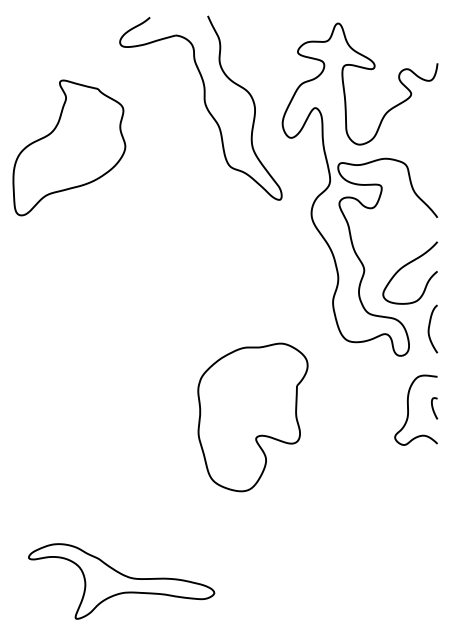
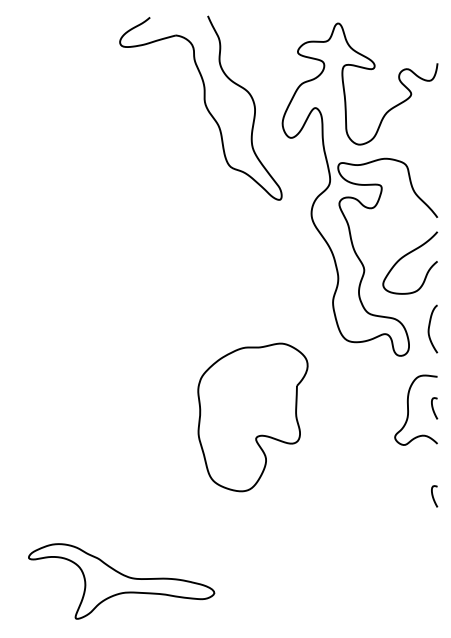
part: present -> none (69, 147)
curve position: (407, 265) -> (407, 255) (407, 255)
curve: none -> present (433, 496)
